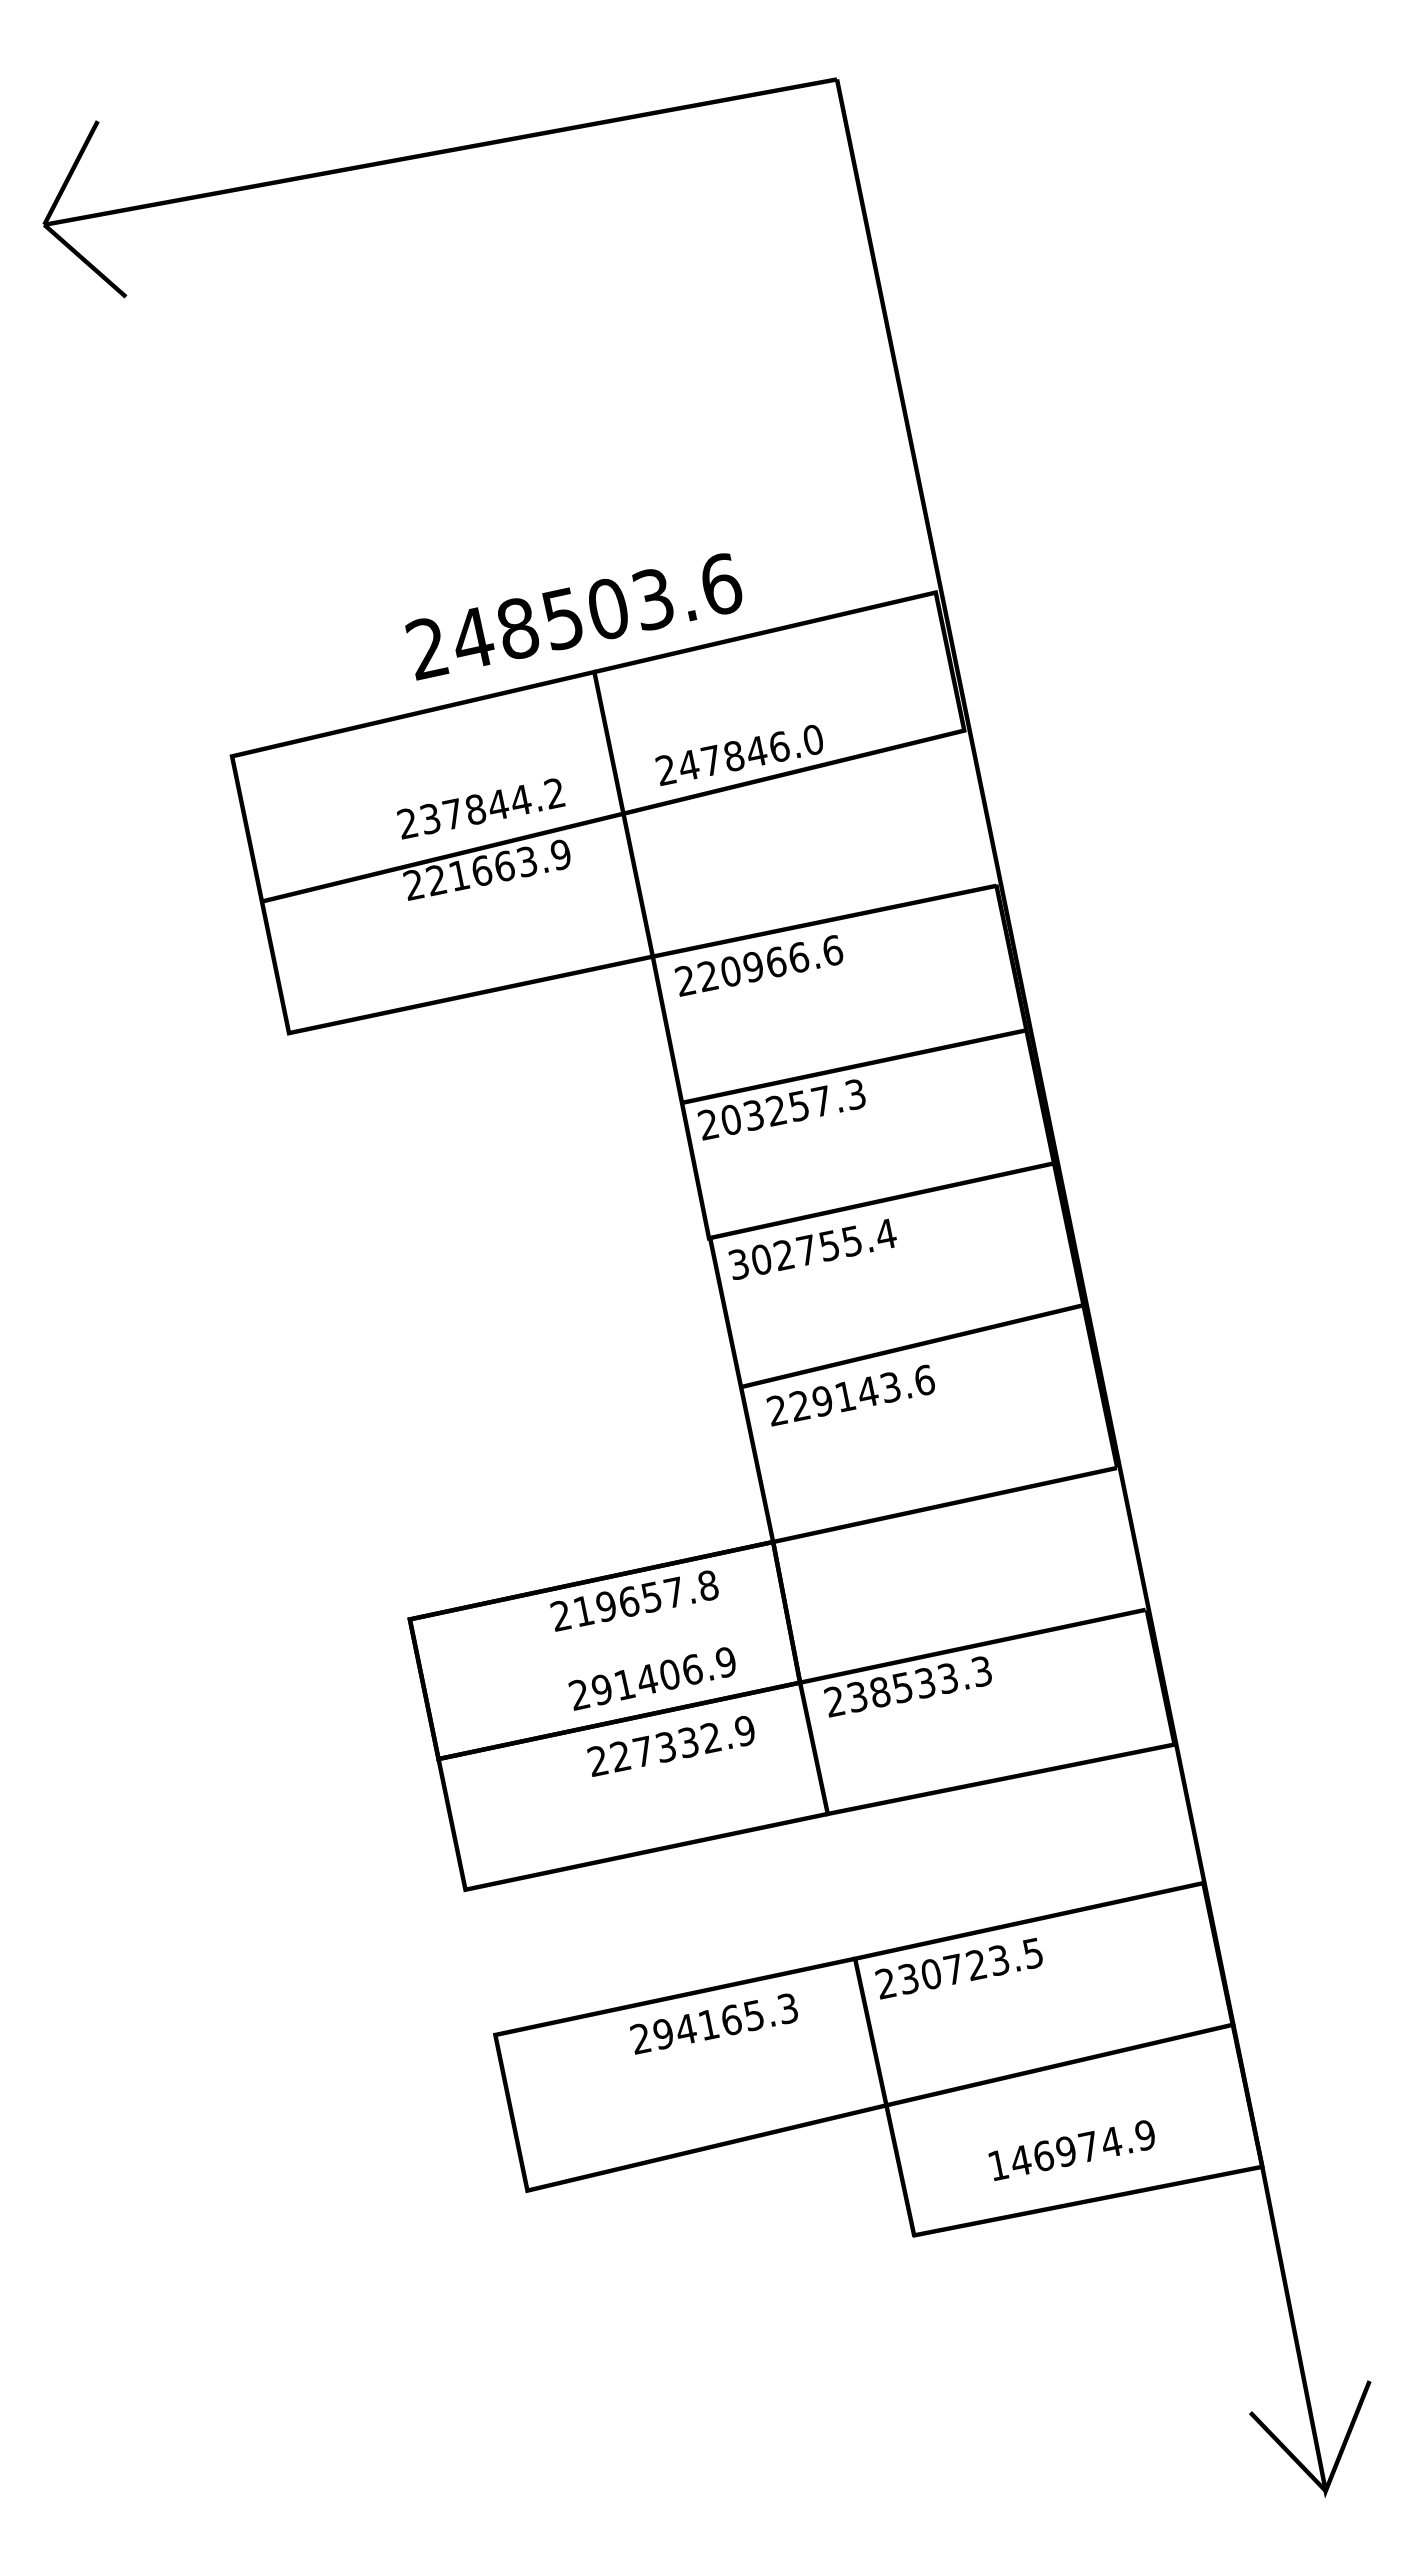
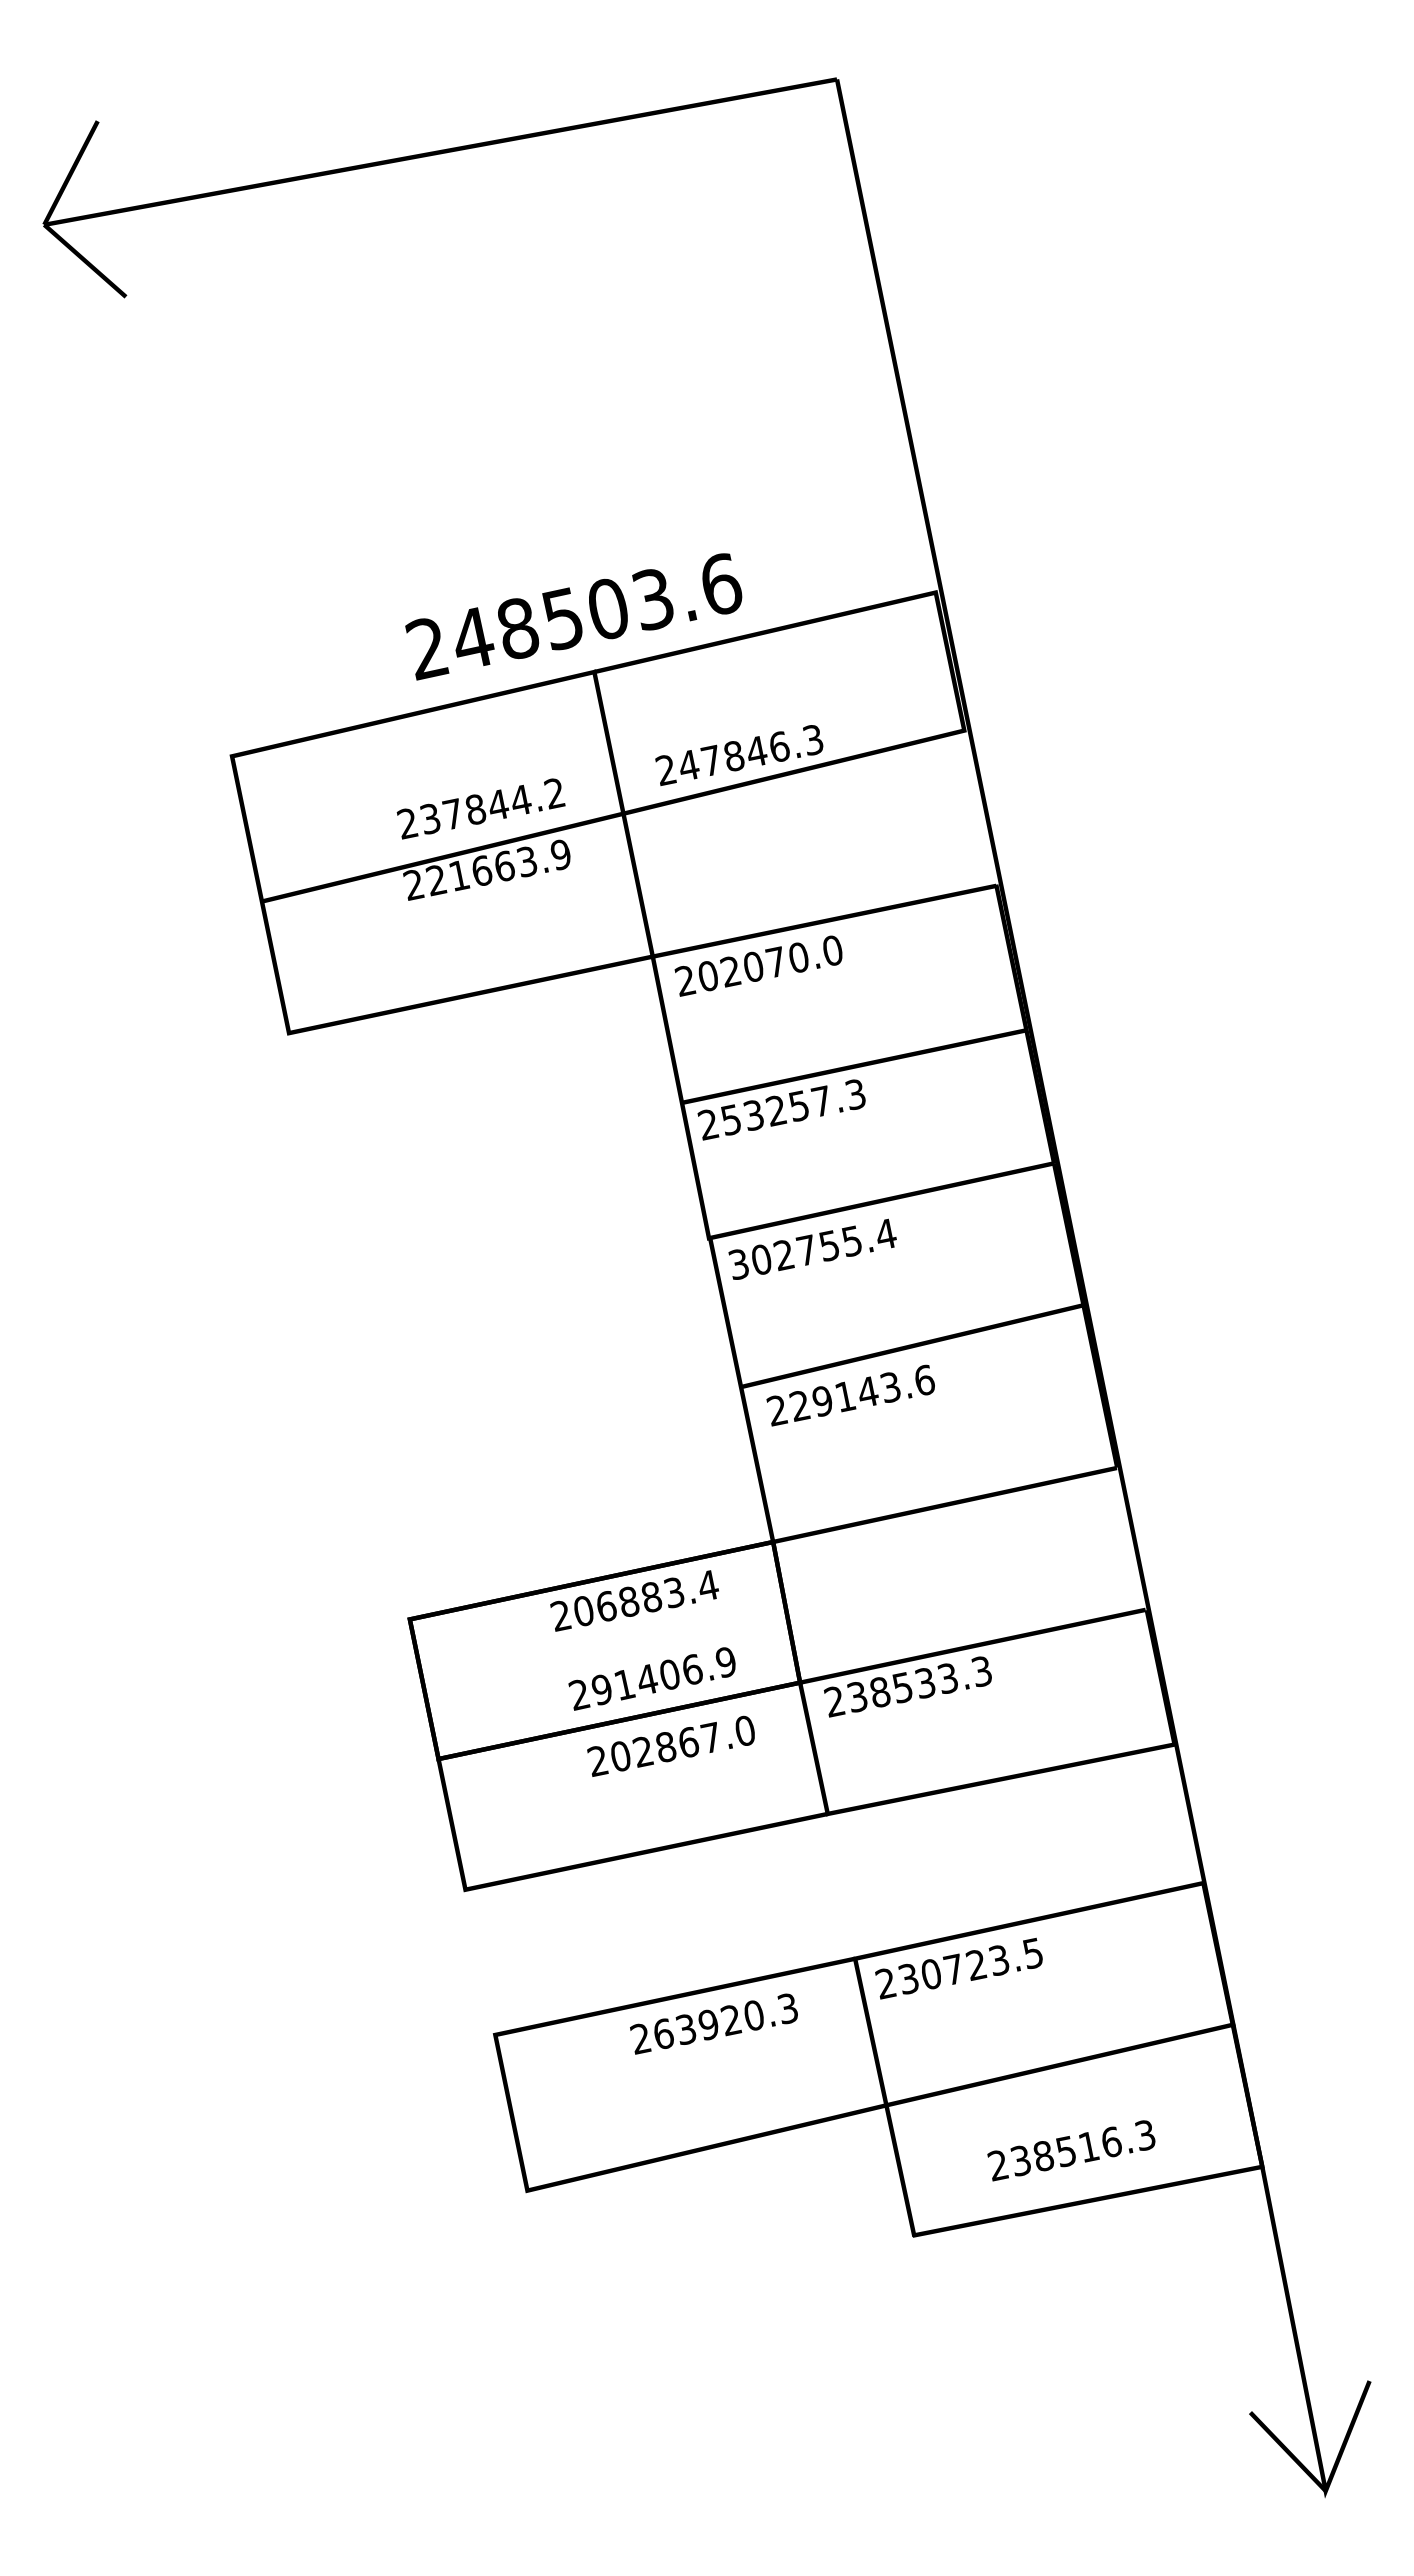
text: 247846.0 -> 247846.3 (813, 740)
text: 220966.6 -> 202070.0 (770, 963)
text: 203257.3 -> 253257.3 (730, 1119)
text: 219657.8 -> 206883.4 (646, 1598)
text: 227332.9 -> 202867.0 (681, 1744)
text: 294165.3 -> 263920.3 (708, 2024)
text: 146974.9 -> 238516.3 (1071, 2150)
